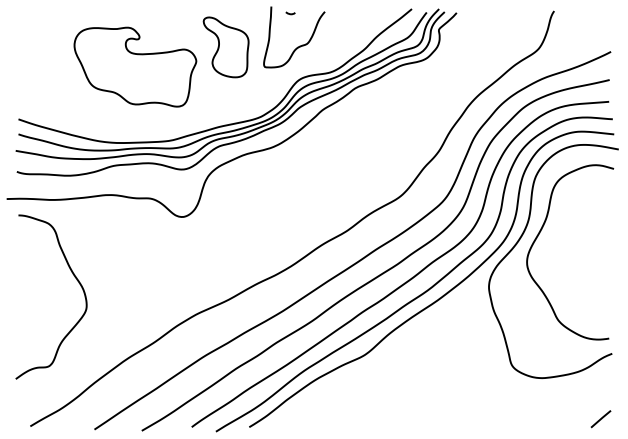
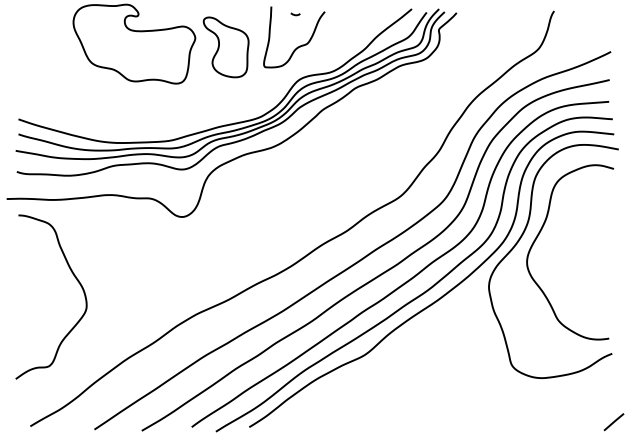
curve position: (290, 13) -> (295, 14) (295, 14)
part position: (135, 66) -> (134, 43) (134, 43)
line position: (600, 419) -> (613, 422) (613, 422)
